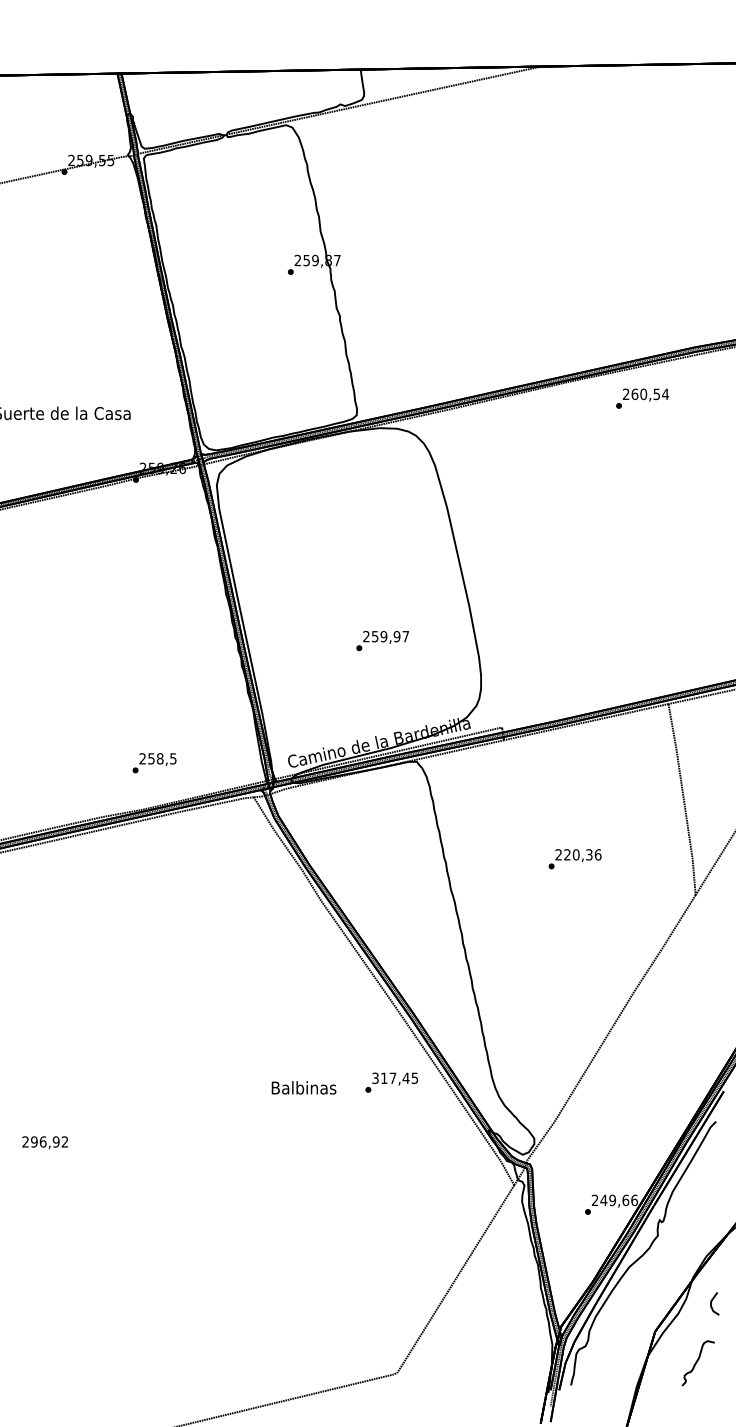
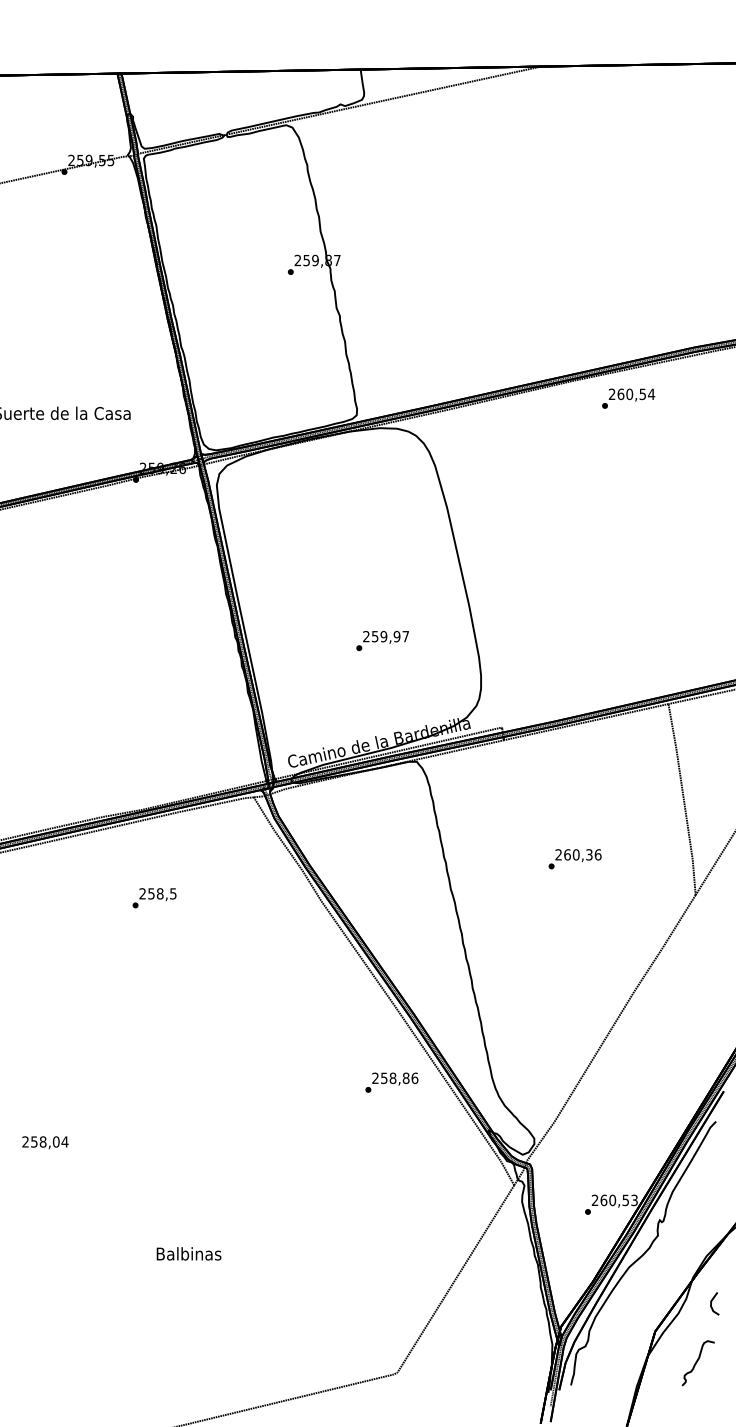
text position: (642, 398) -> (628, 398) (628, 398)
text position: (154, 763) -> (154, 898) (154, 898)
text: 220,36 -> 260,36 (567, 854)
text: 317,45 -> 258,86 (395, 1078)
text position: (303, 1087) -> (188, 1253) (188, 1253)
text: 296,92 -> 258,04 (49, 1141)
text: 249,66 -> 260,53 (619, 1200)
